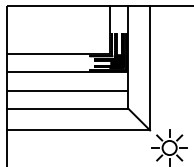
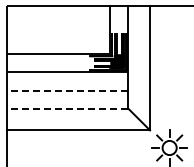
line: solid -> dashed (67, 90)
line: solid -> dashed (67, 108)
